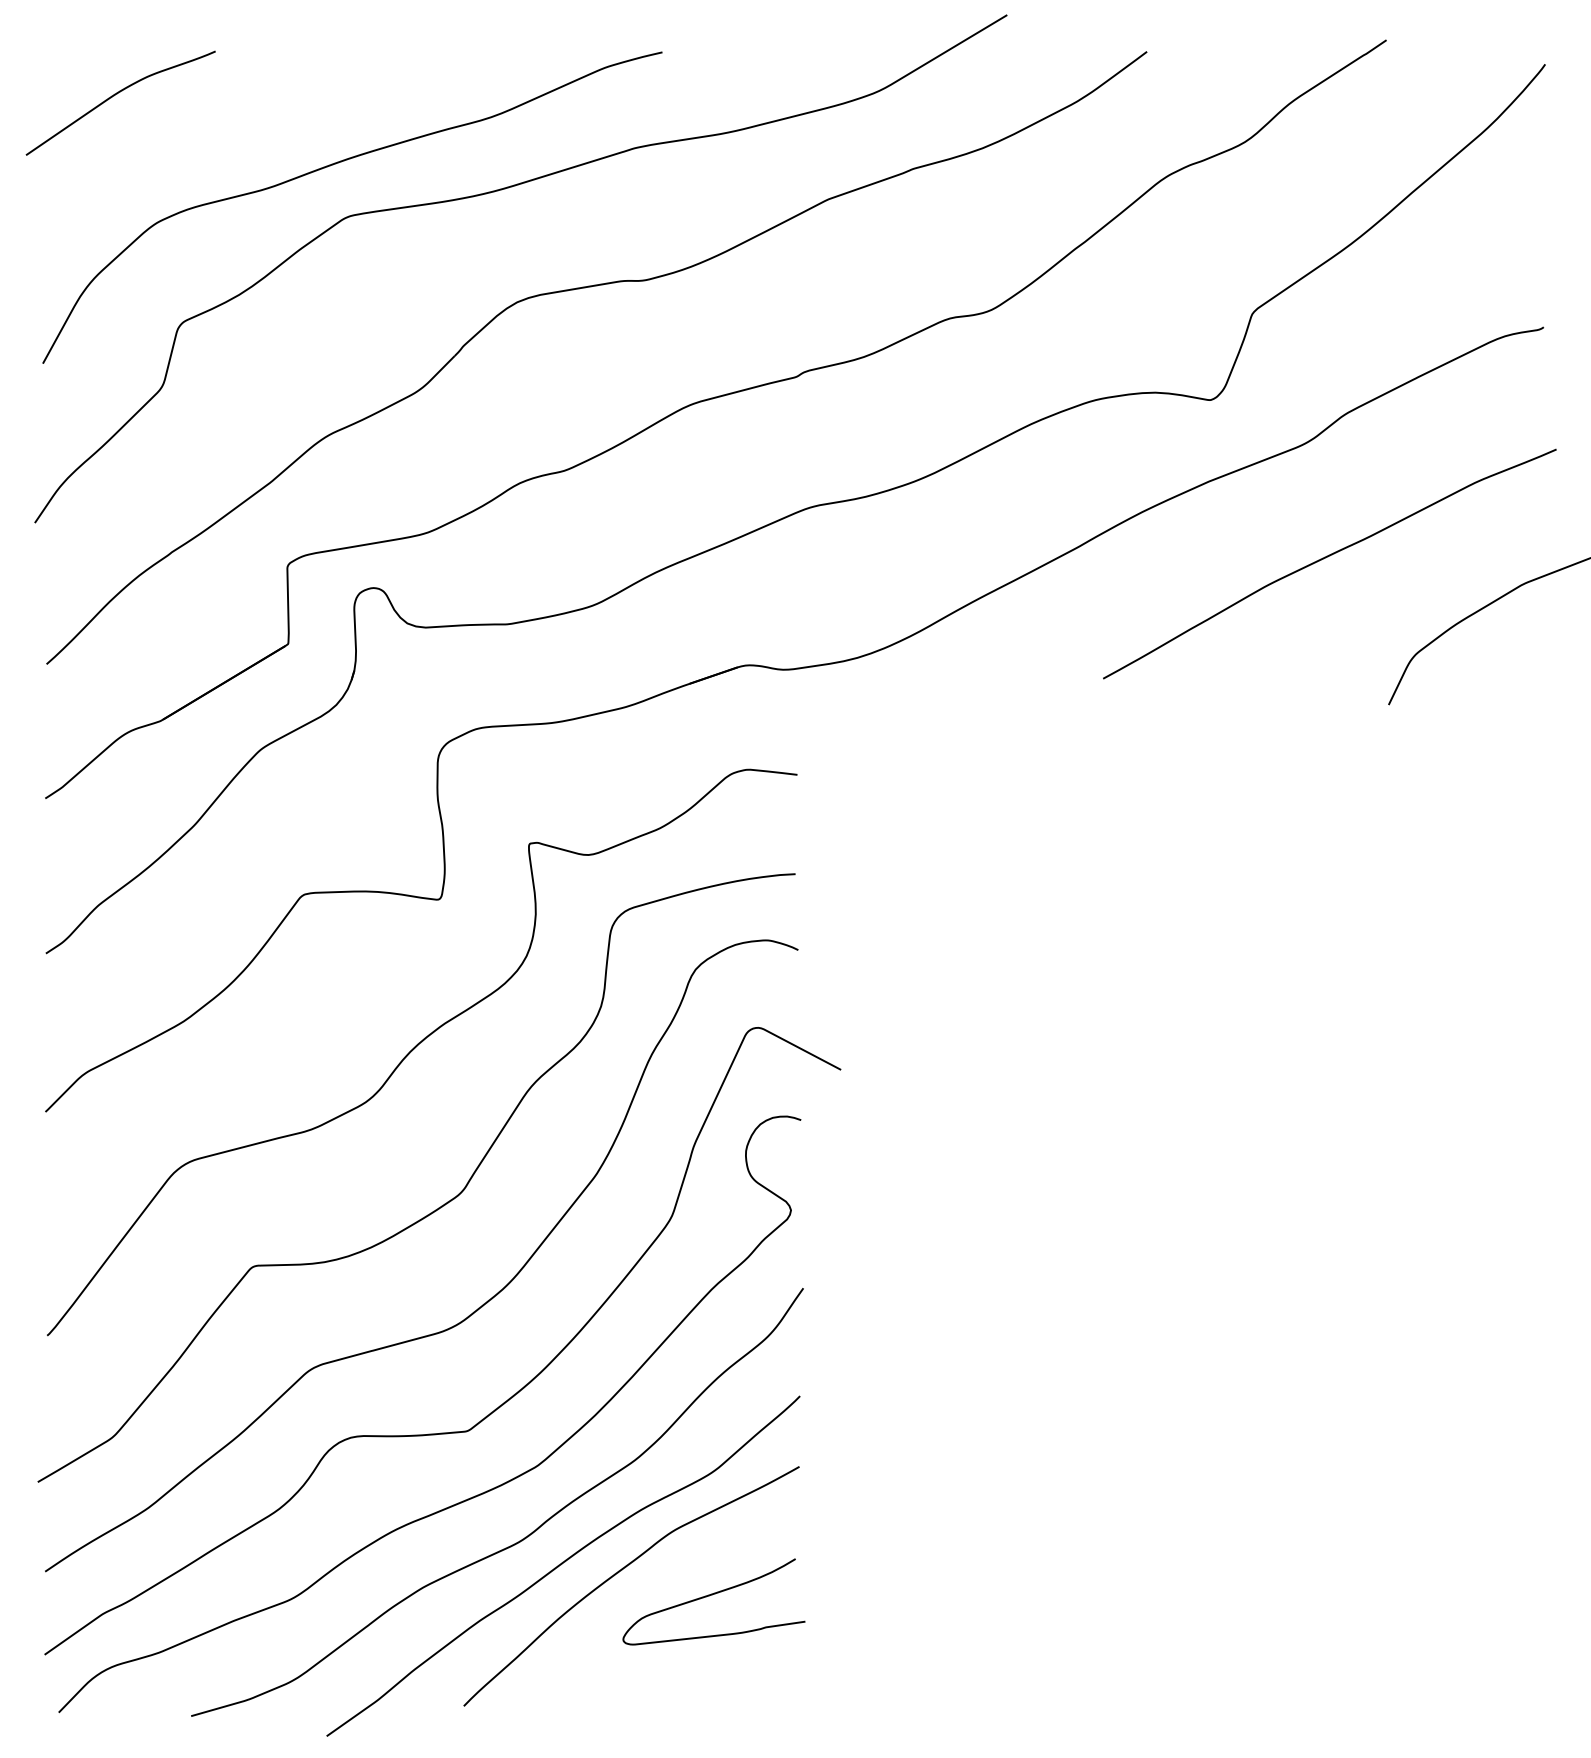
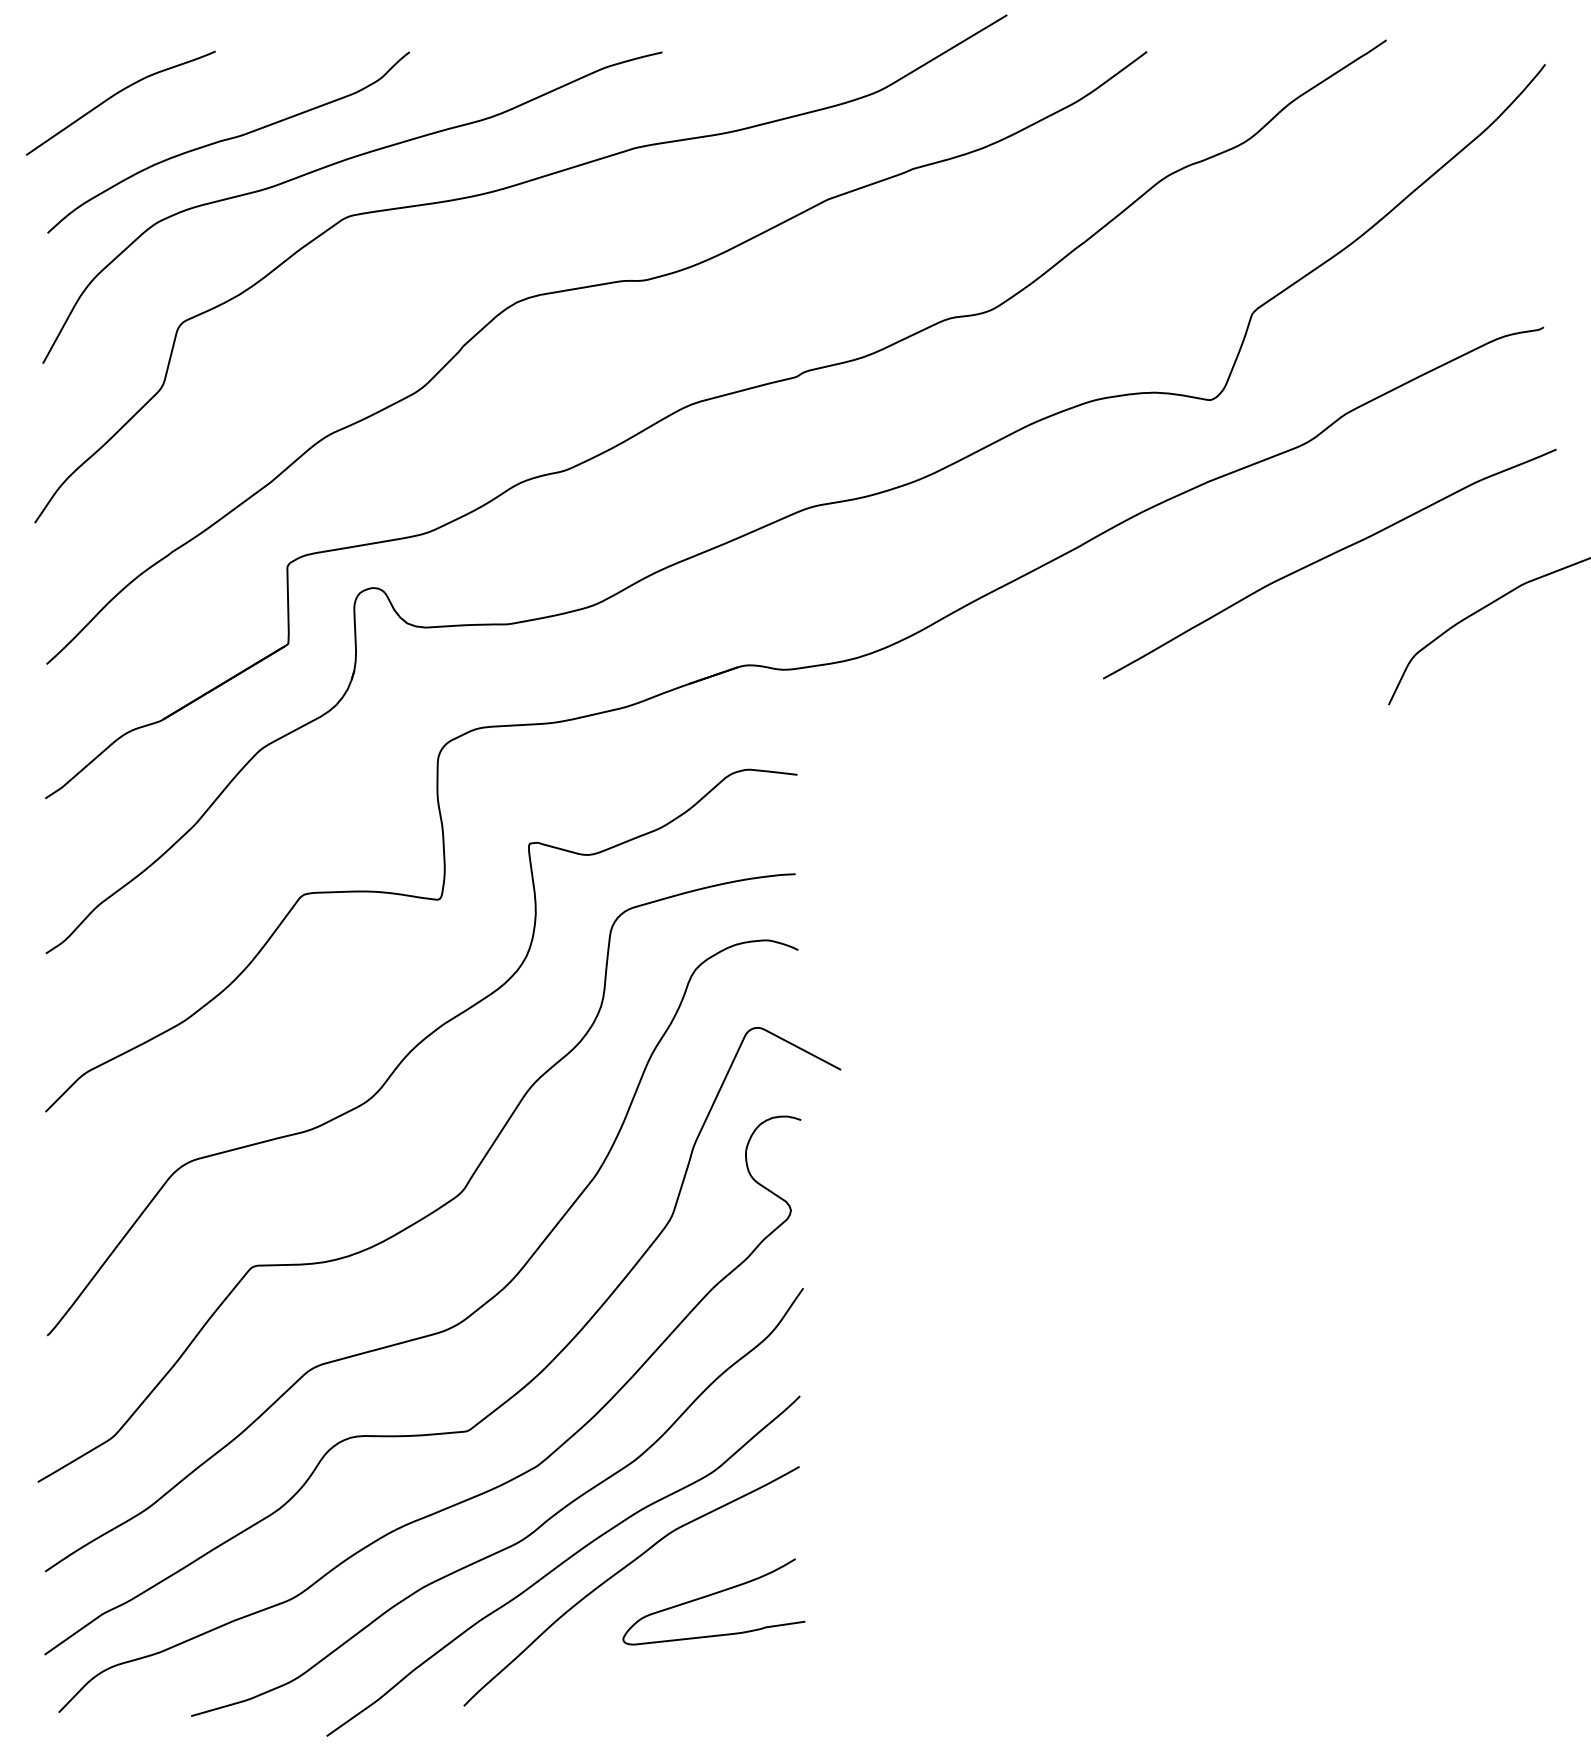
curve: none -> present (228, 140)
